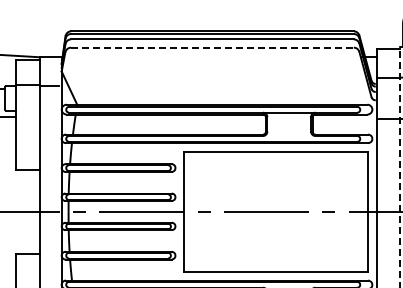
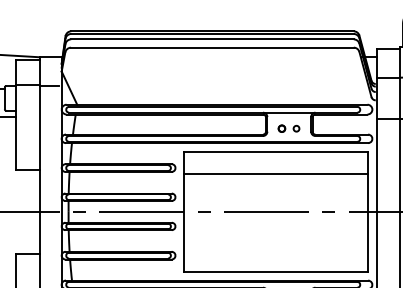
line: dashed -> solid (212, 47)
part: none -> present (288, 128)
line: dashed -> solid (400, 166)
line: none -> present (276, 173)
